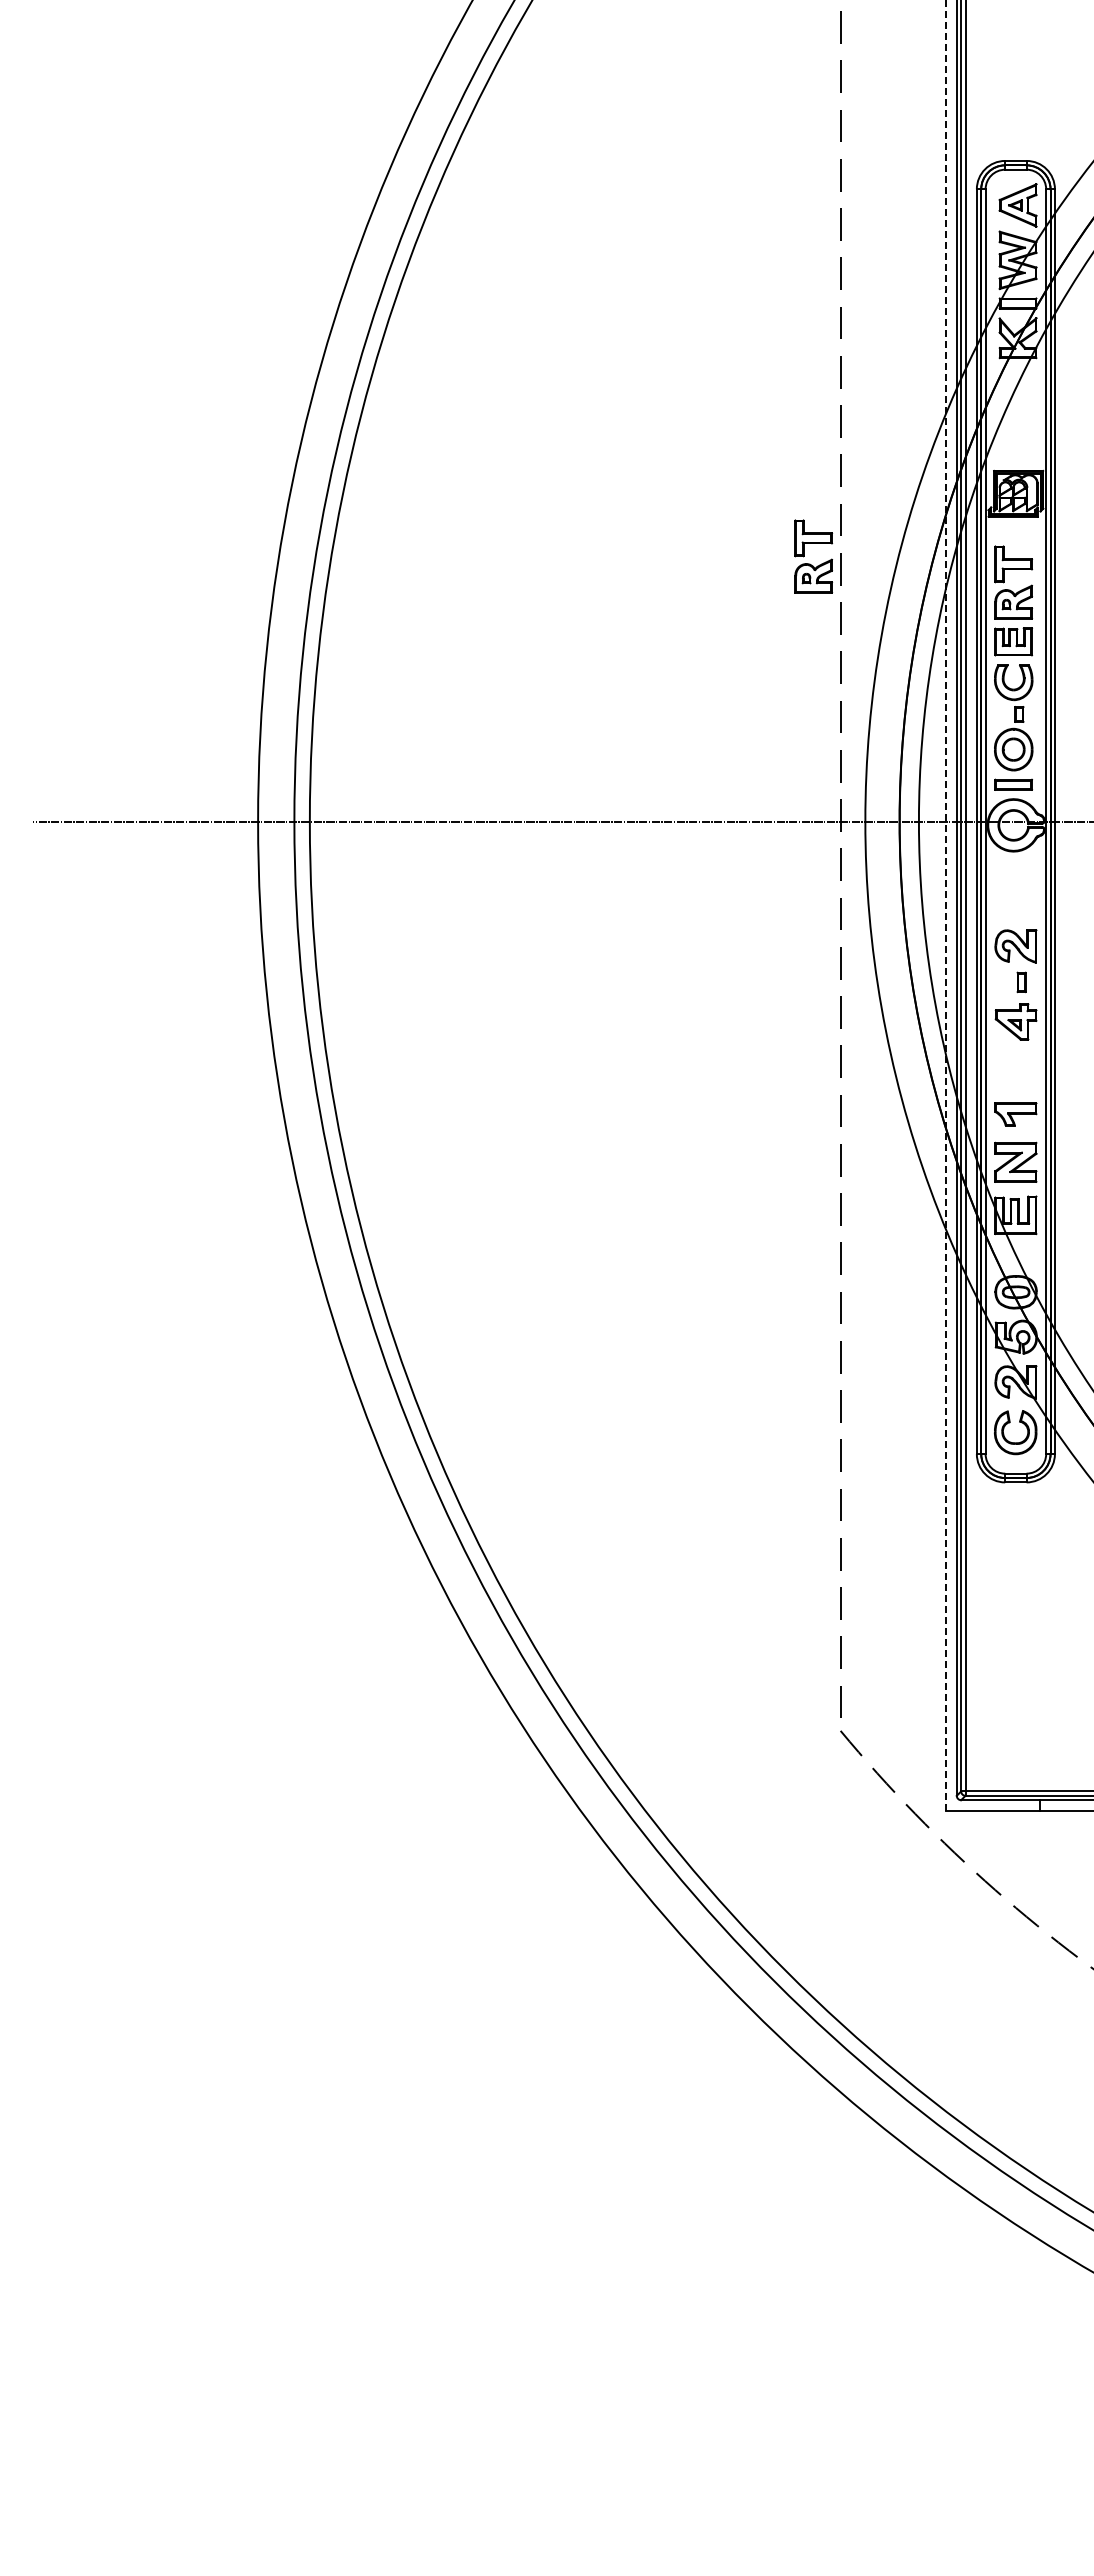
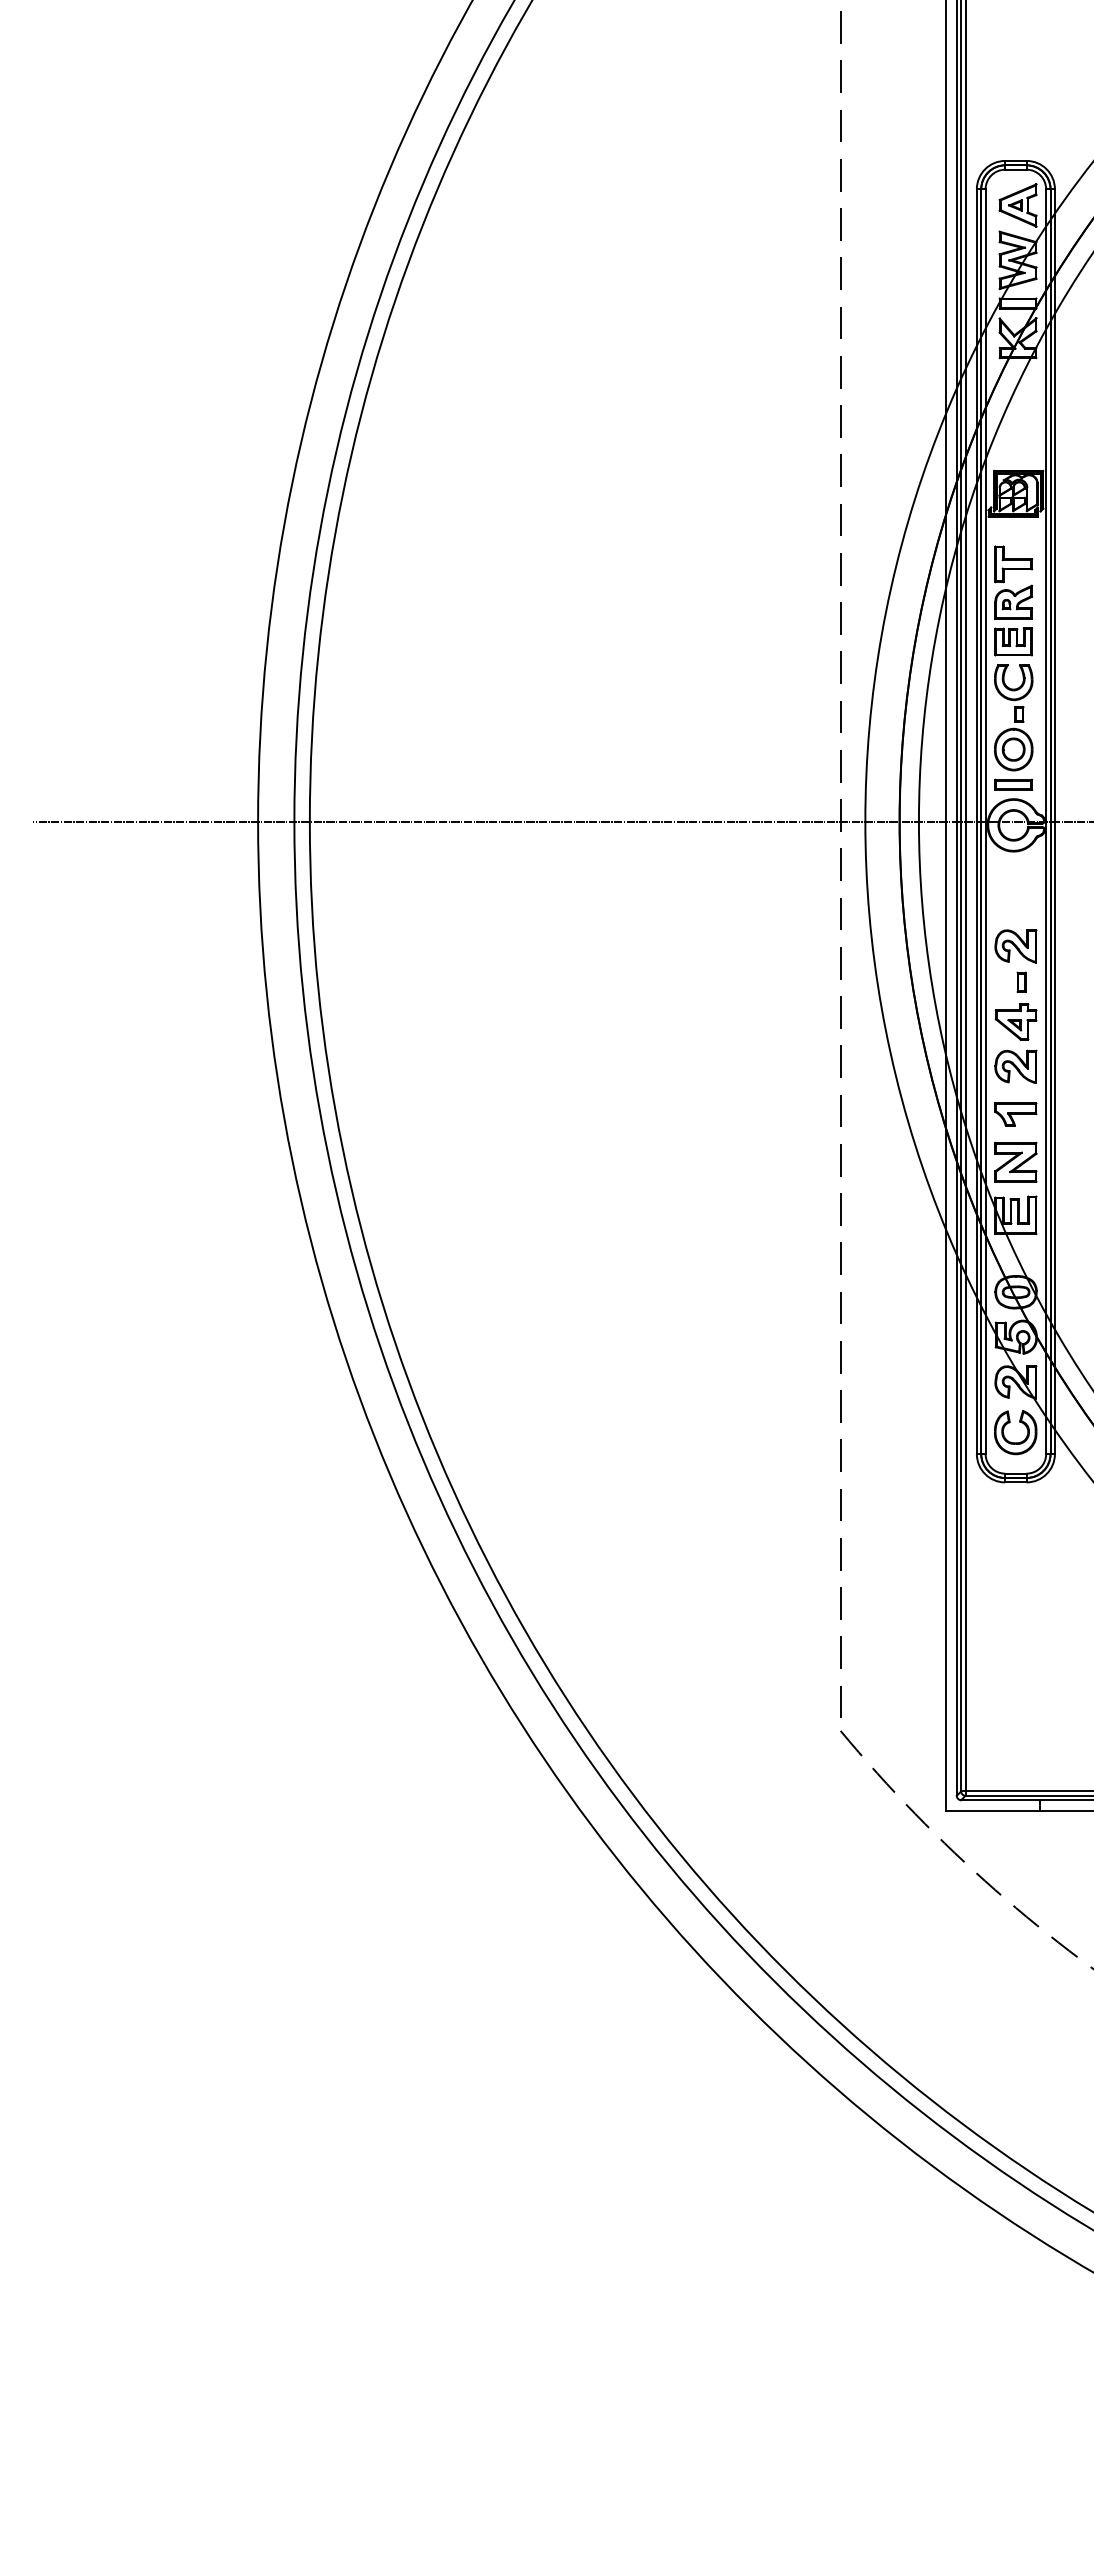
part: present -> none (810, 563)
line: dashed -> solid (945, 905)
part: none -> present (1015, 1066)
